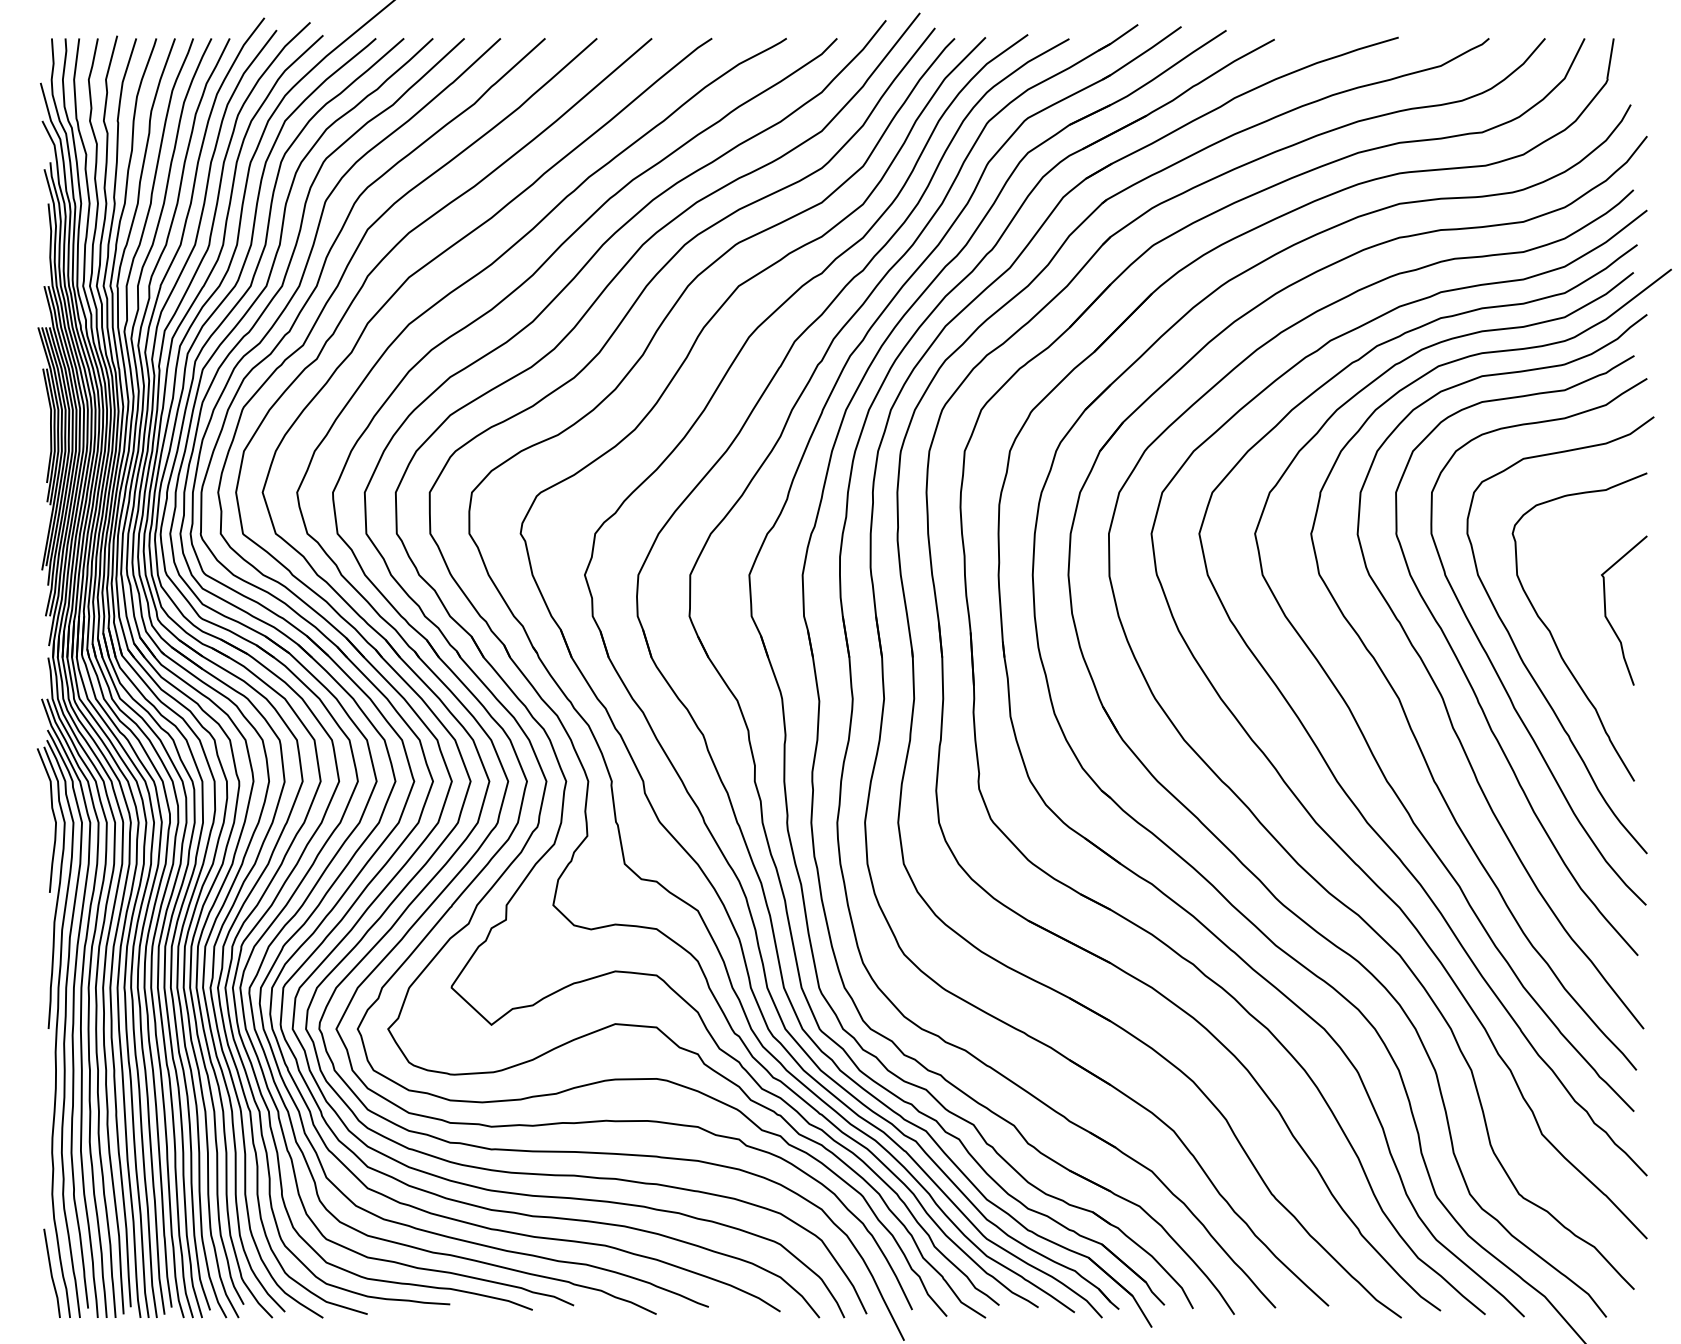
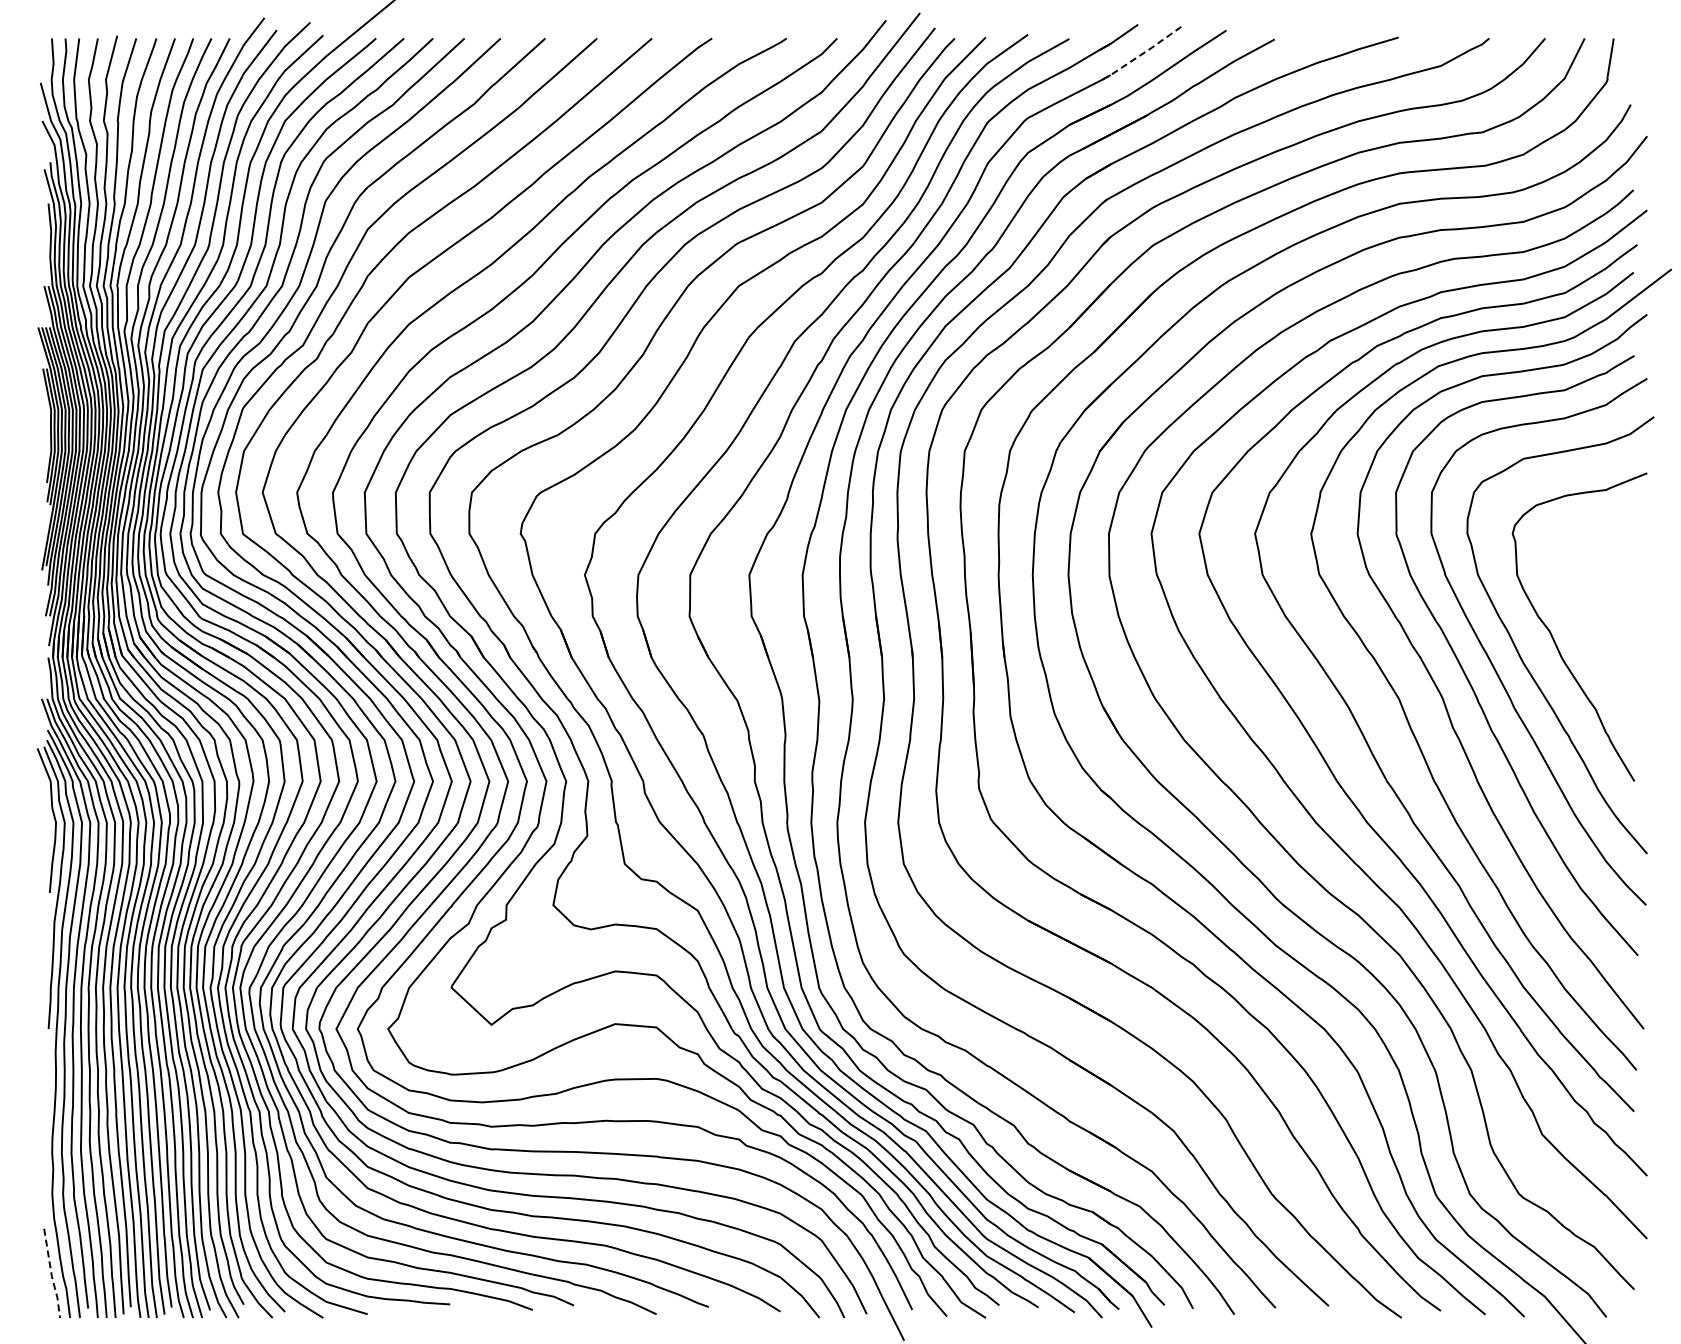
line: solid -> dashed (1142, 53)
curve: present -> none (1606, 610)
line: solid -> dashed (51, 1274)
